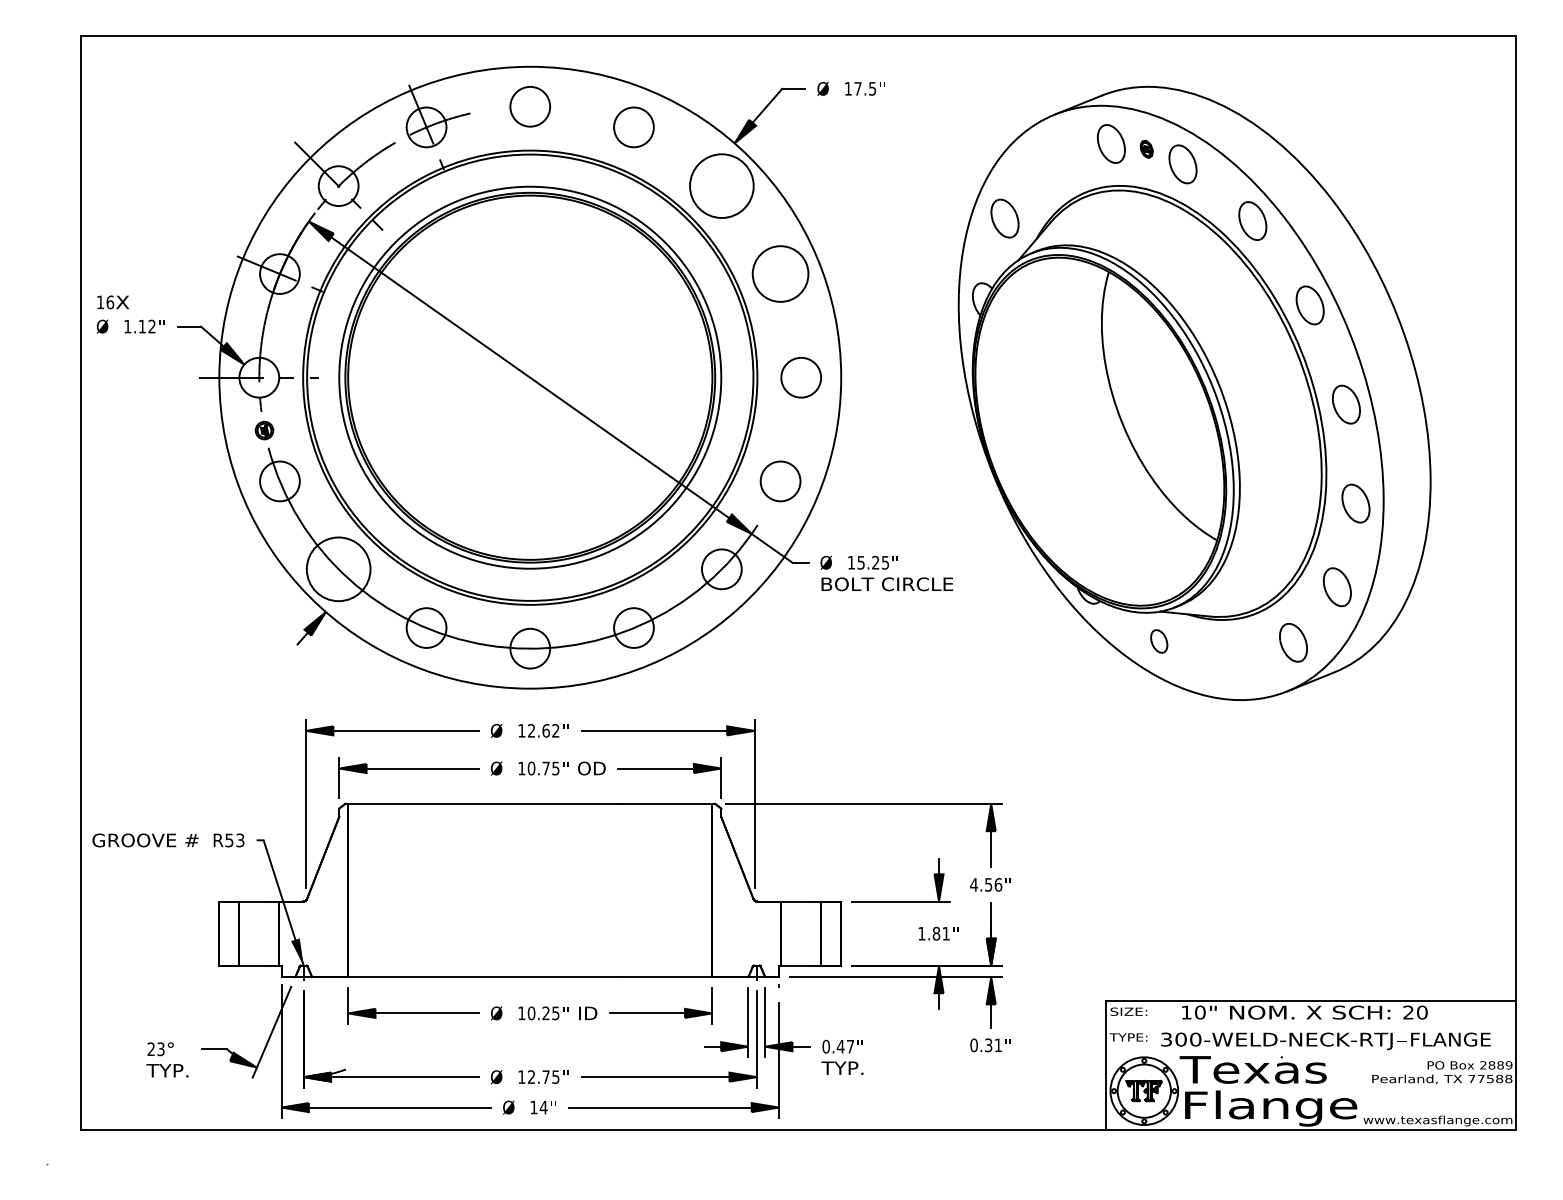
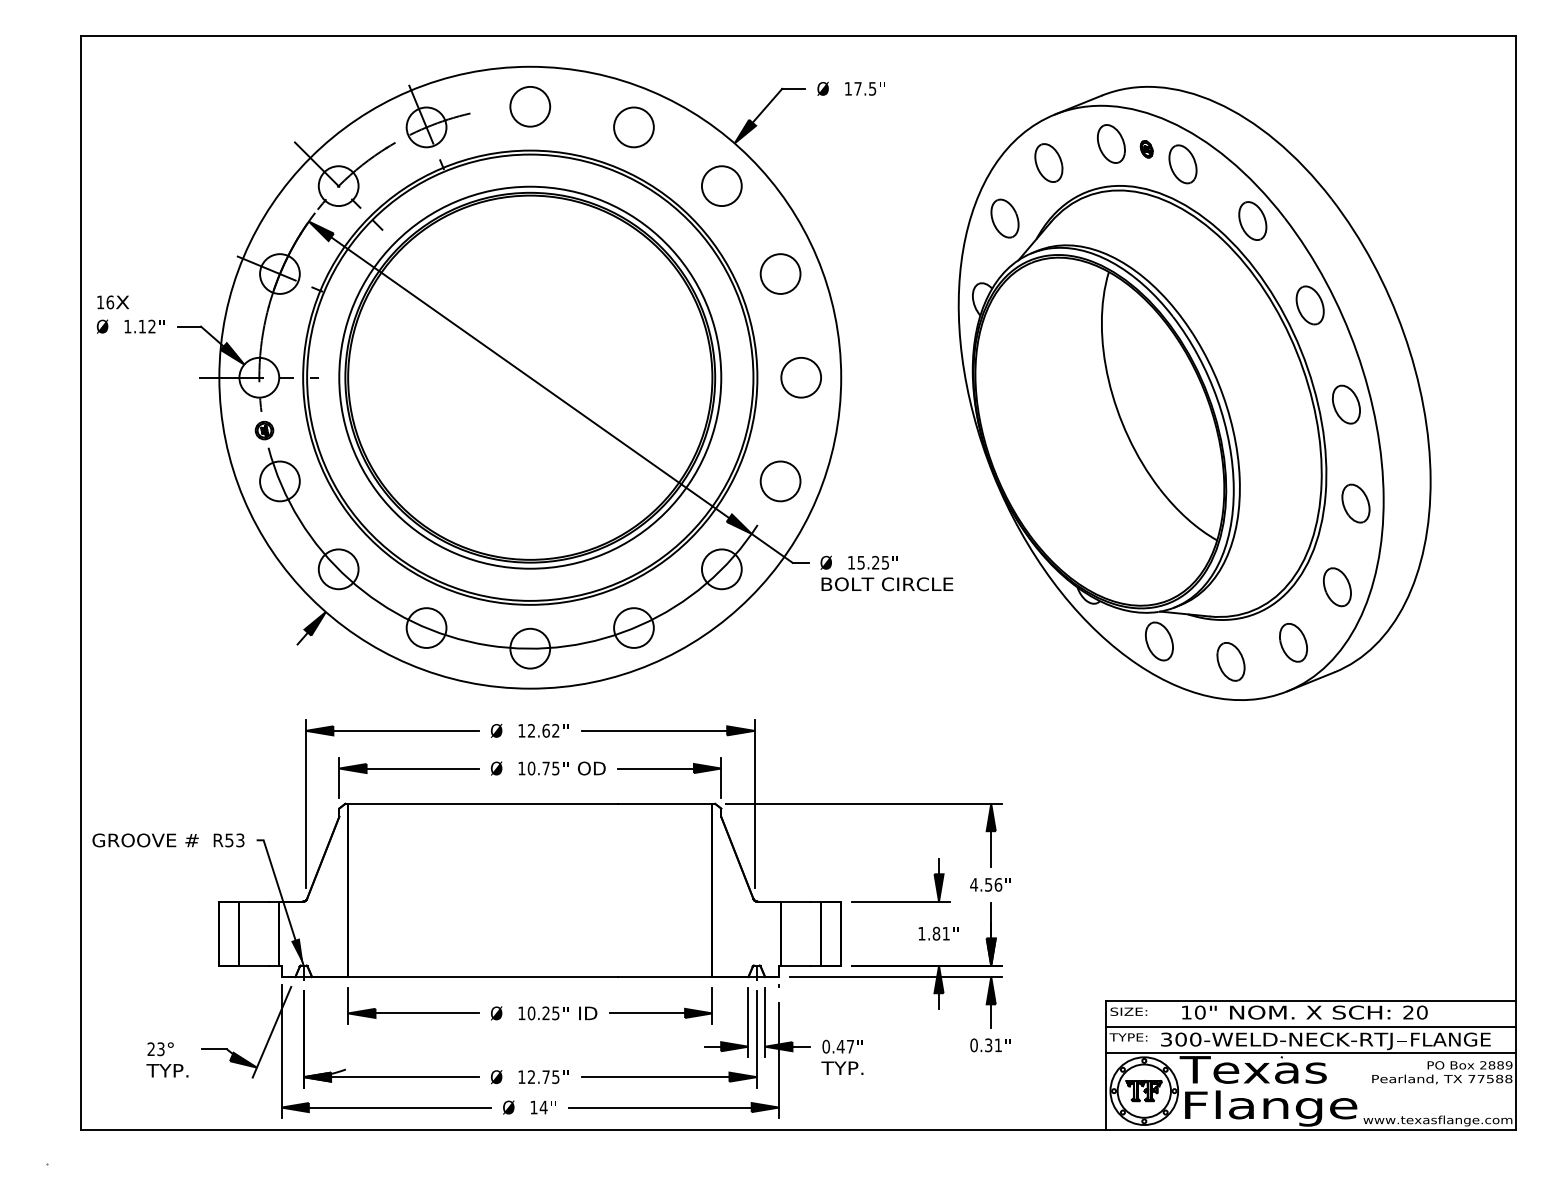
part: none -> present (1048, 162)
circle diameter: 64 px -> 40 px (721, 186)
circle diameter: 56 px -> 40 px (780, 273)
circle diameter: 64 px -> 40 px (338, 569)
part size: 19x25 px -> 30x41 px (1158, 641)
part: none -> present (1230, 661)
line: none -> present (1311, 1027)
line: none -> present (1311, 1052)
